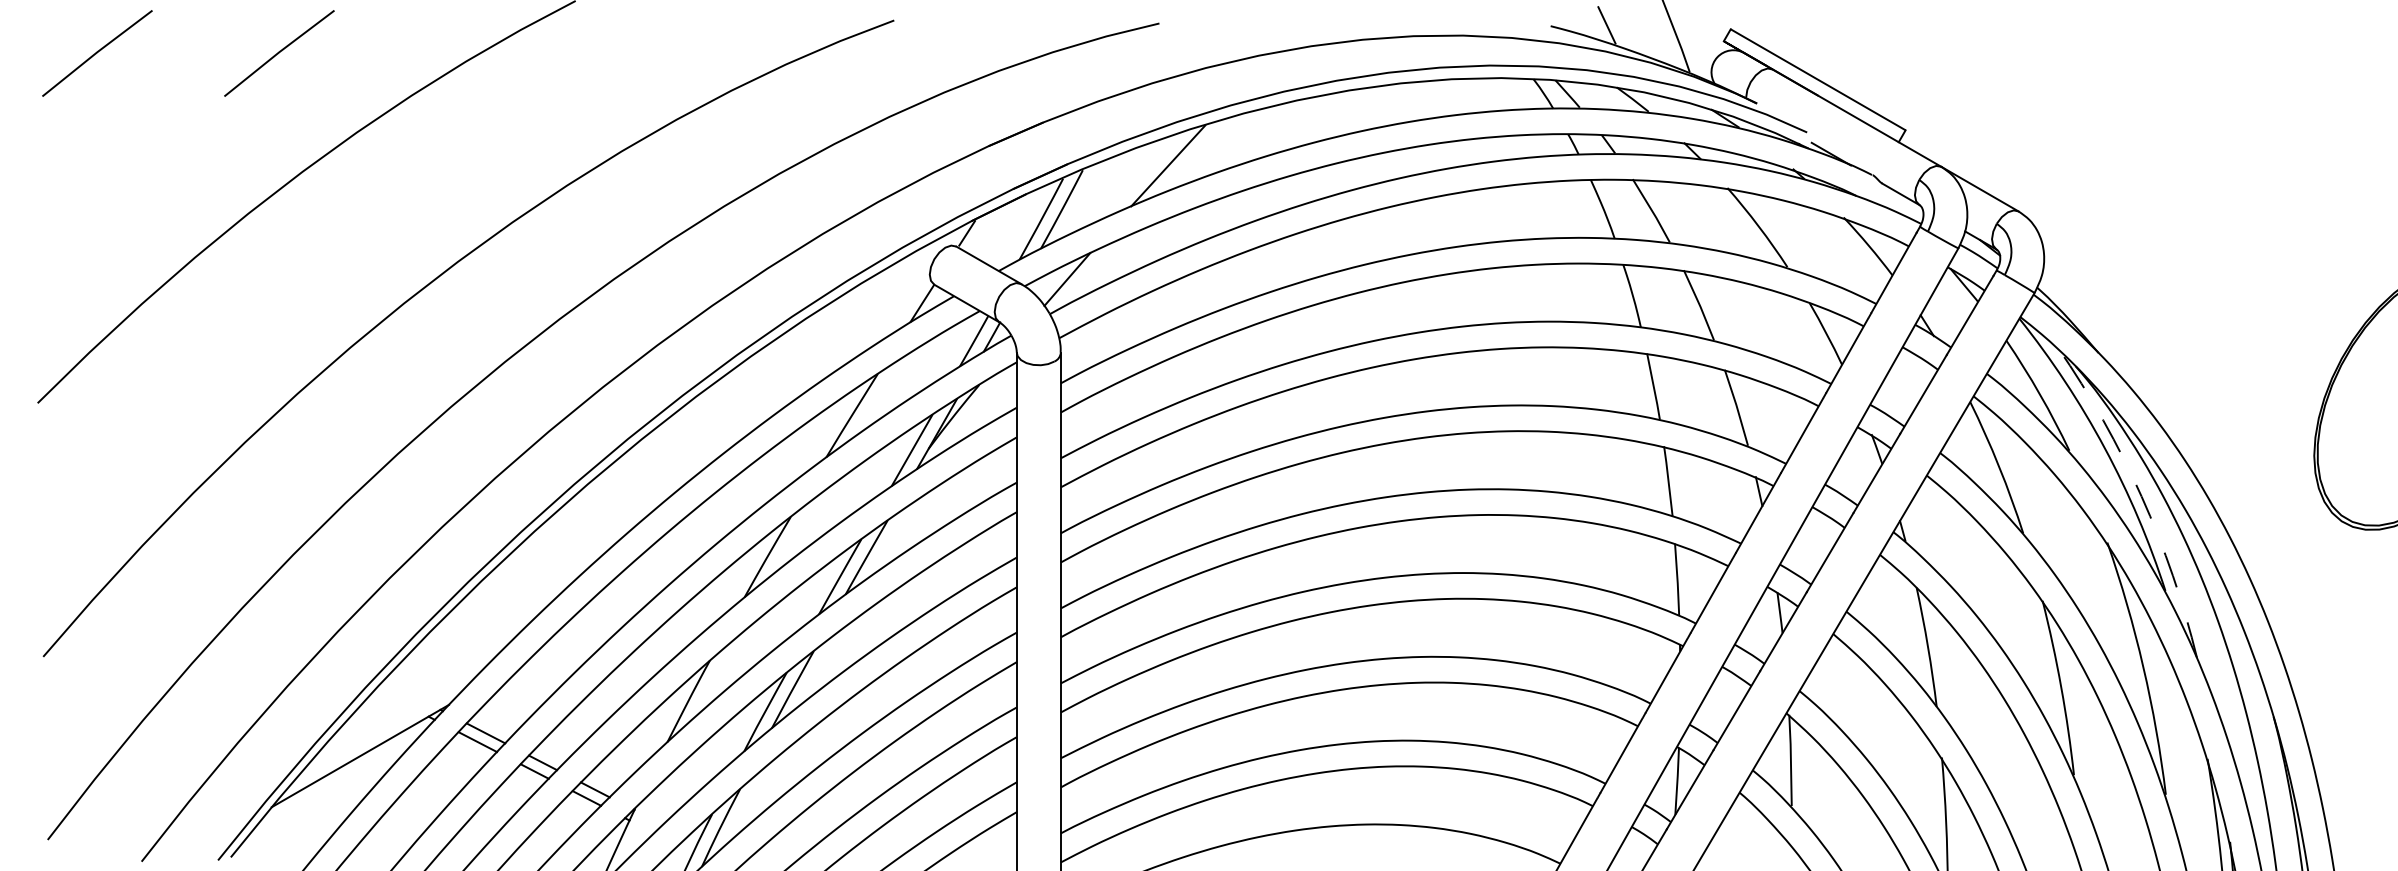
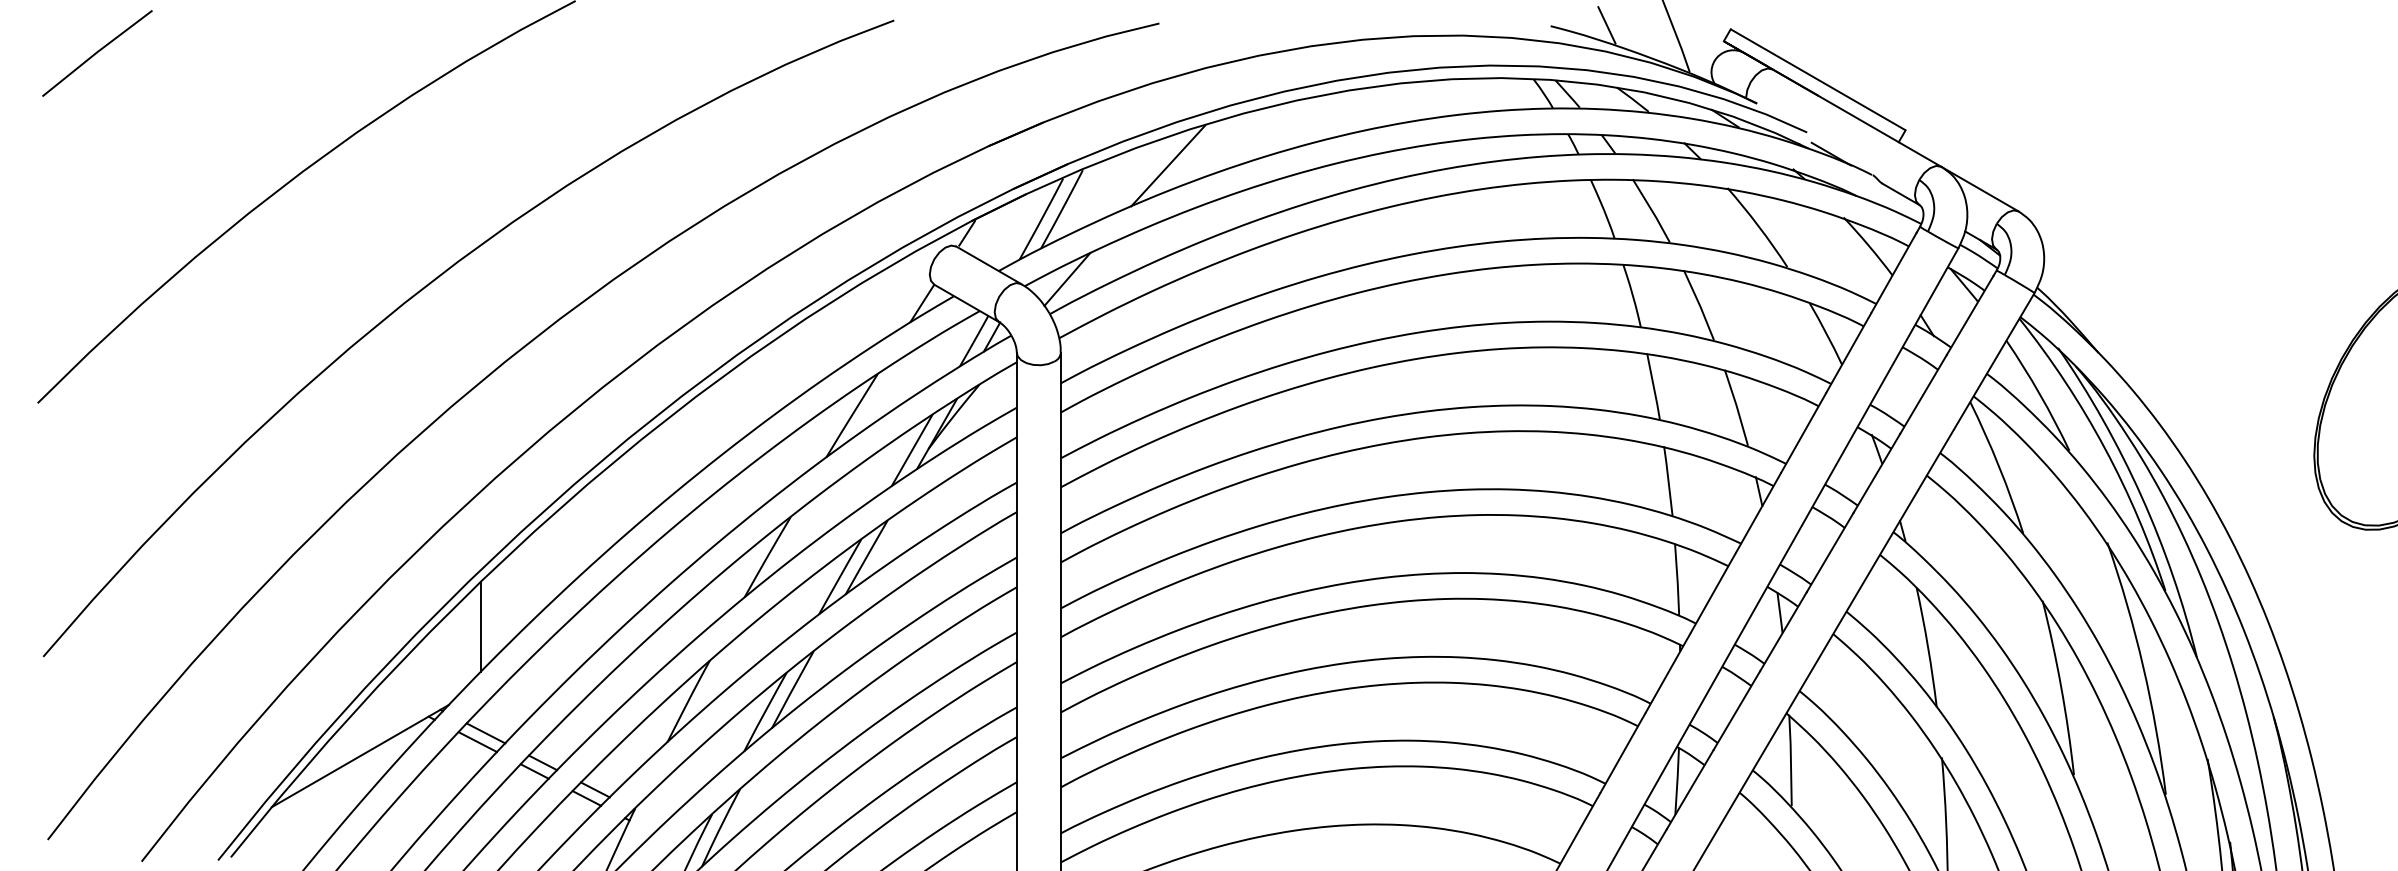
line: present -> none (279, 53)
arc: dashed -> solid (2141, 496)
line: none -> present (480, 626)
